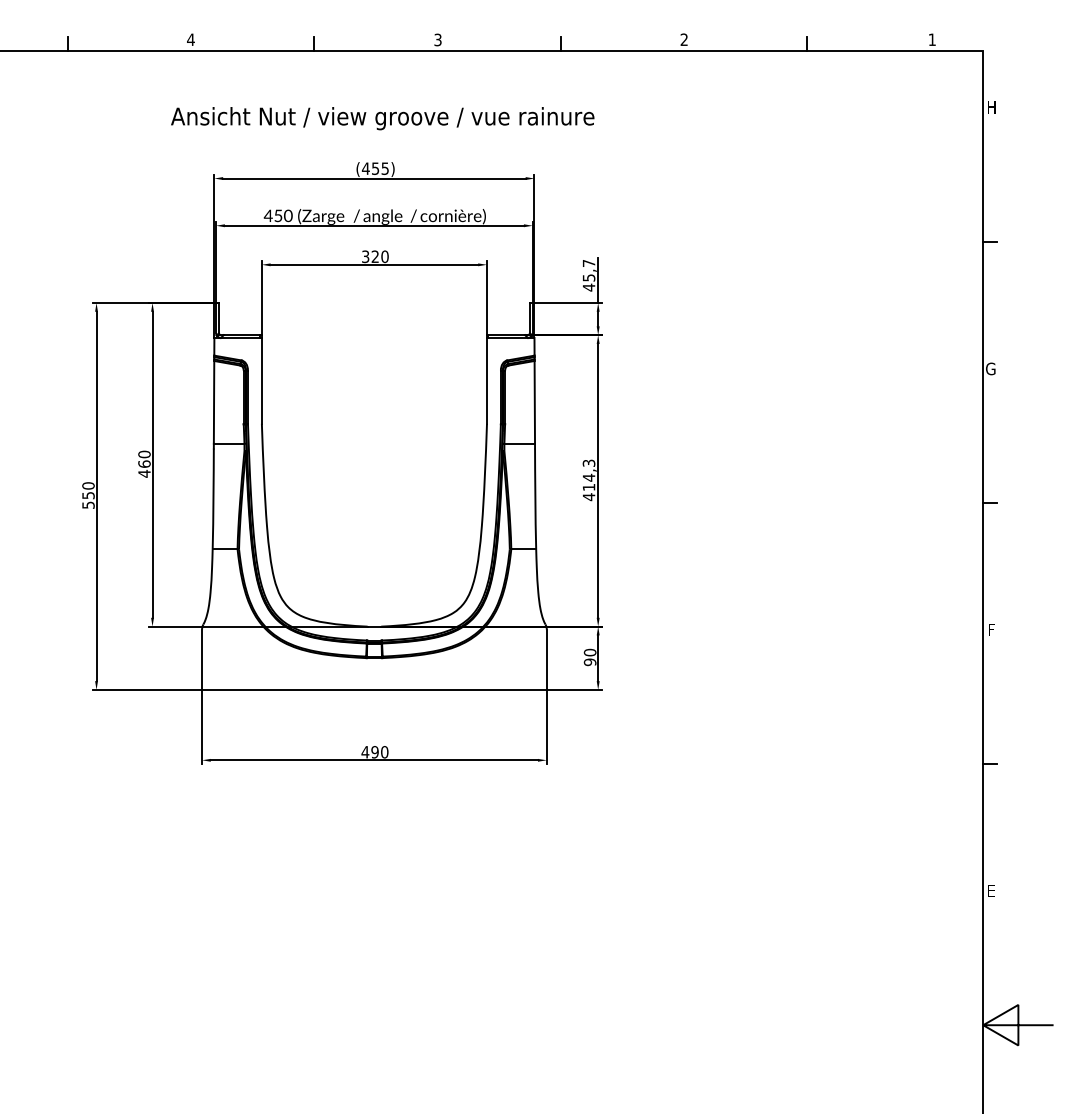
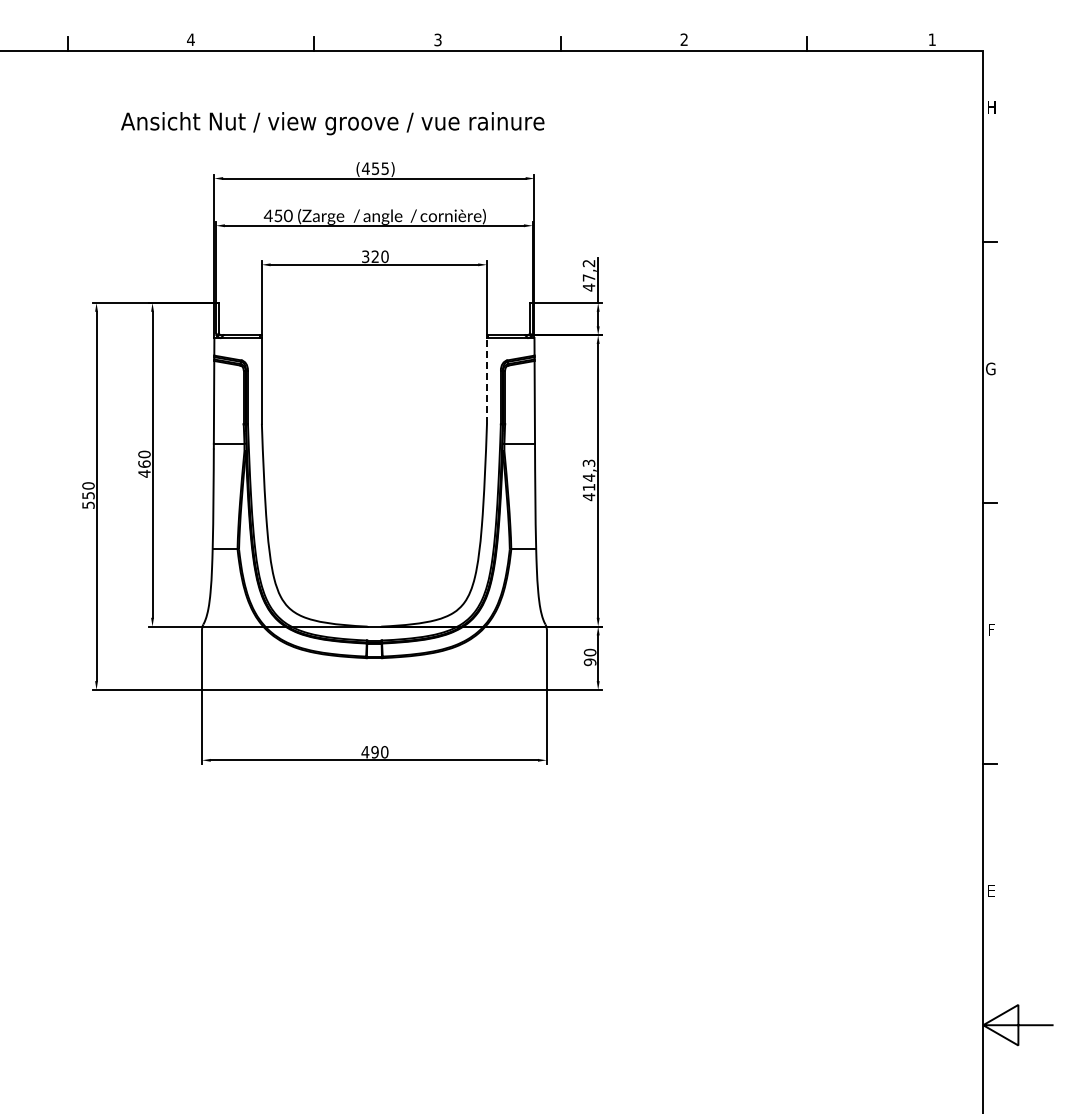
text position: (382, 118) -> (332, 123) (332, 123)
text: 45,7 -> 47,2 (588, 270)
line: solid -> dashed (487, 380)
